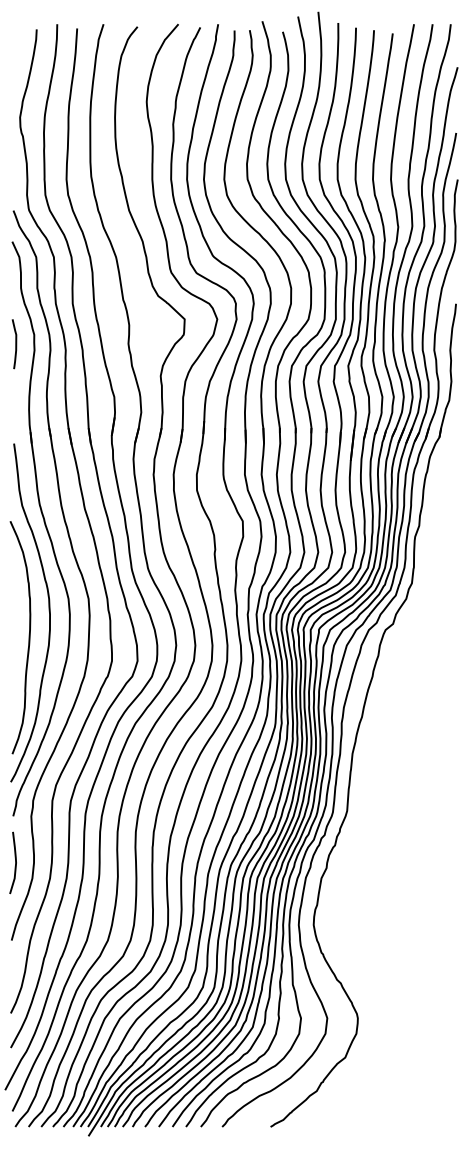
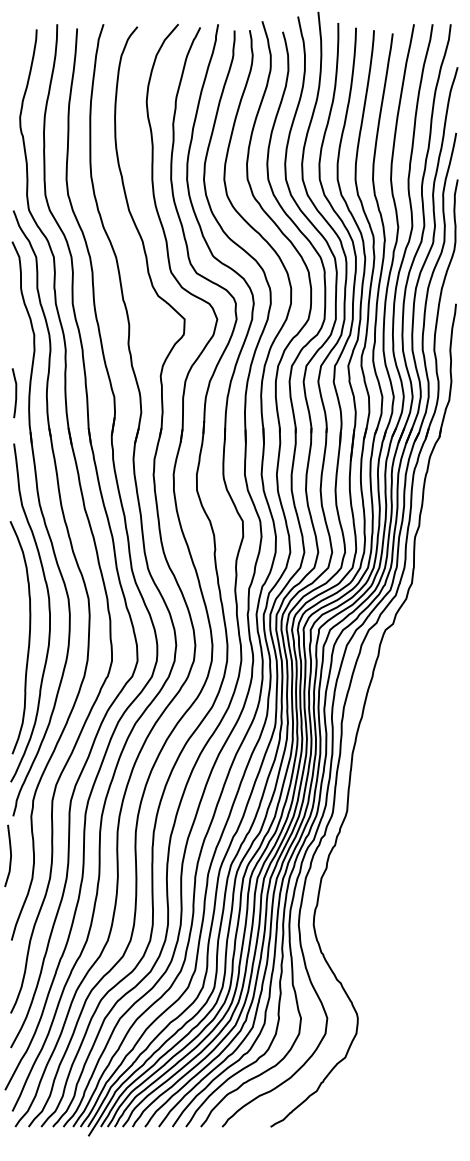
curve position: (15, 344) -> (15, 393) (15, 393)
curve position: (15, 862) -> (10, 855) (10, 855)
